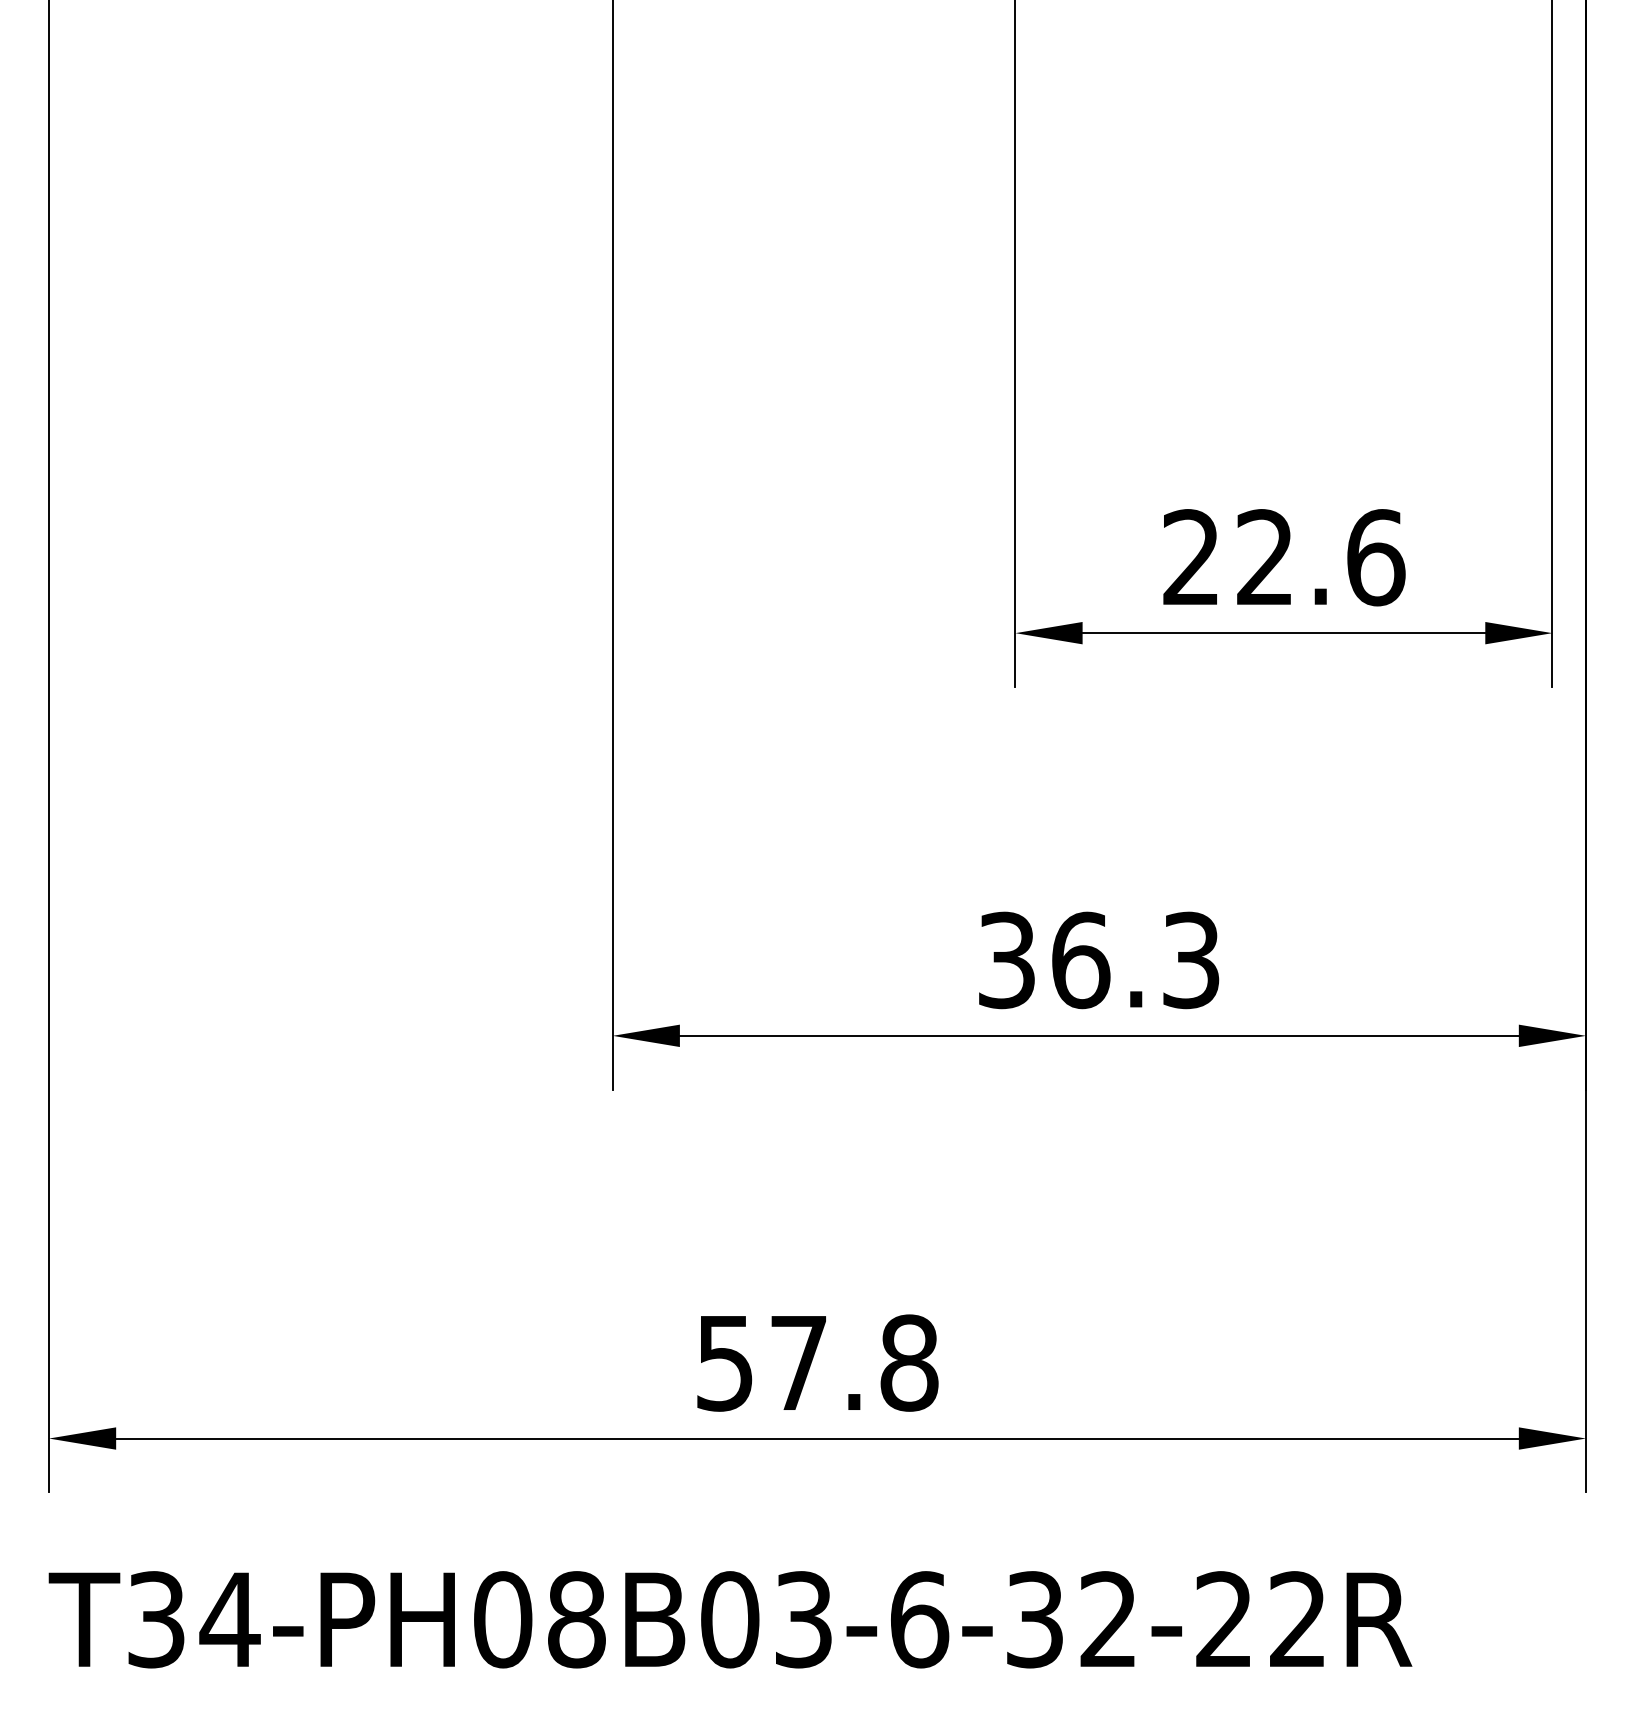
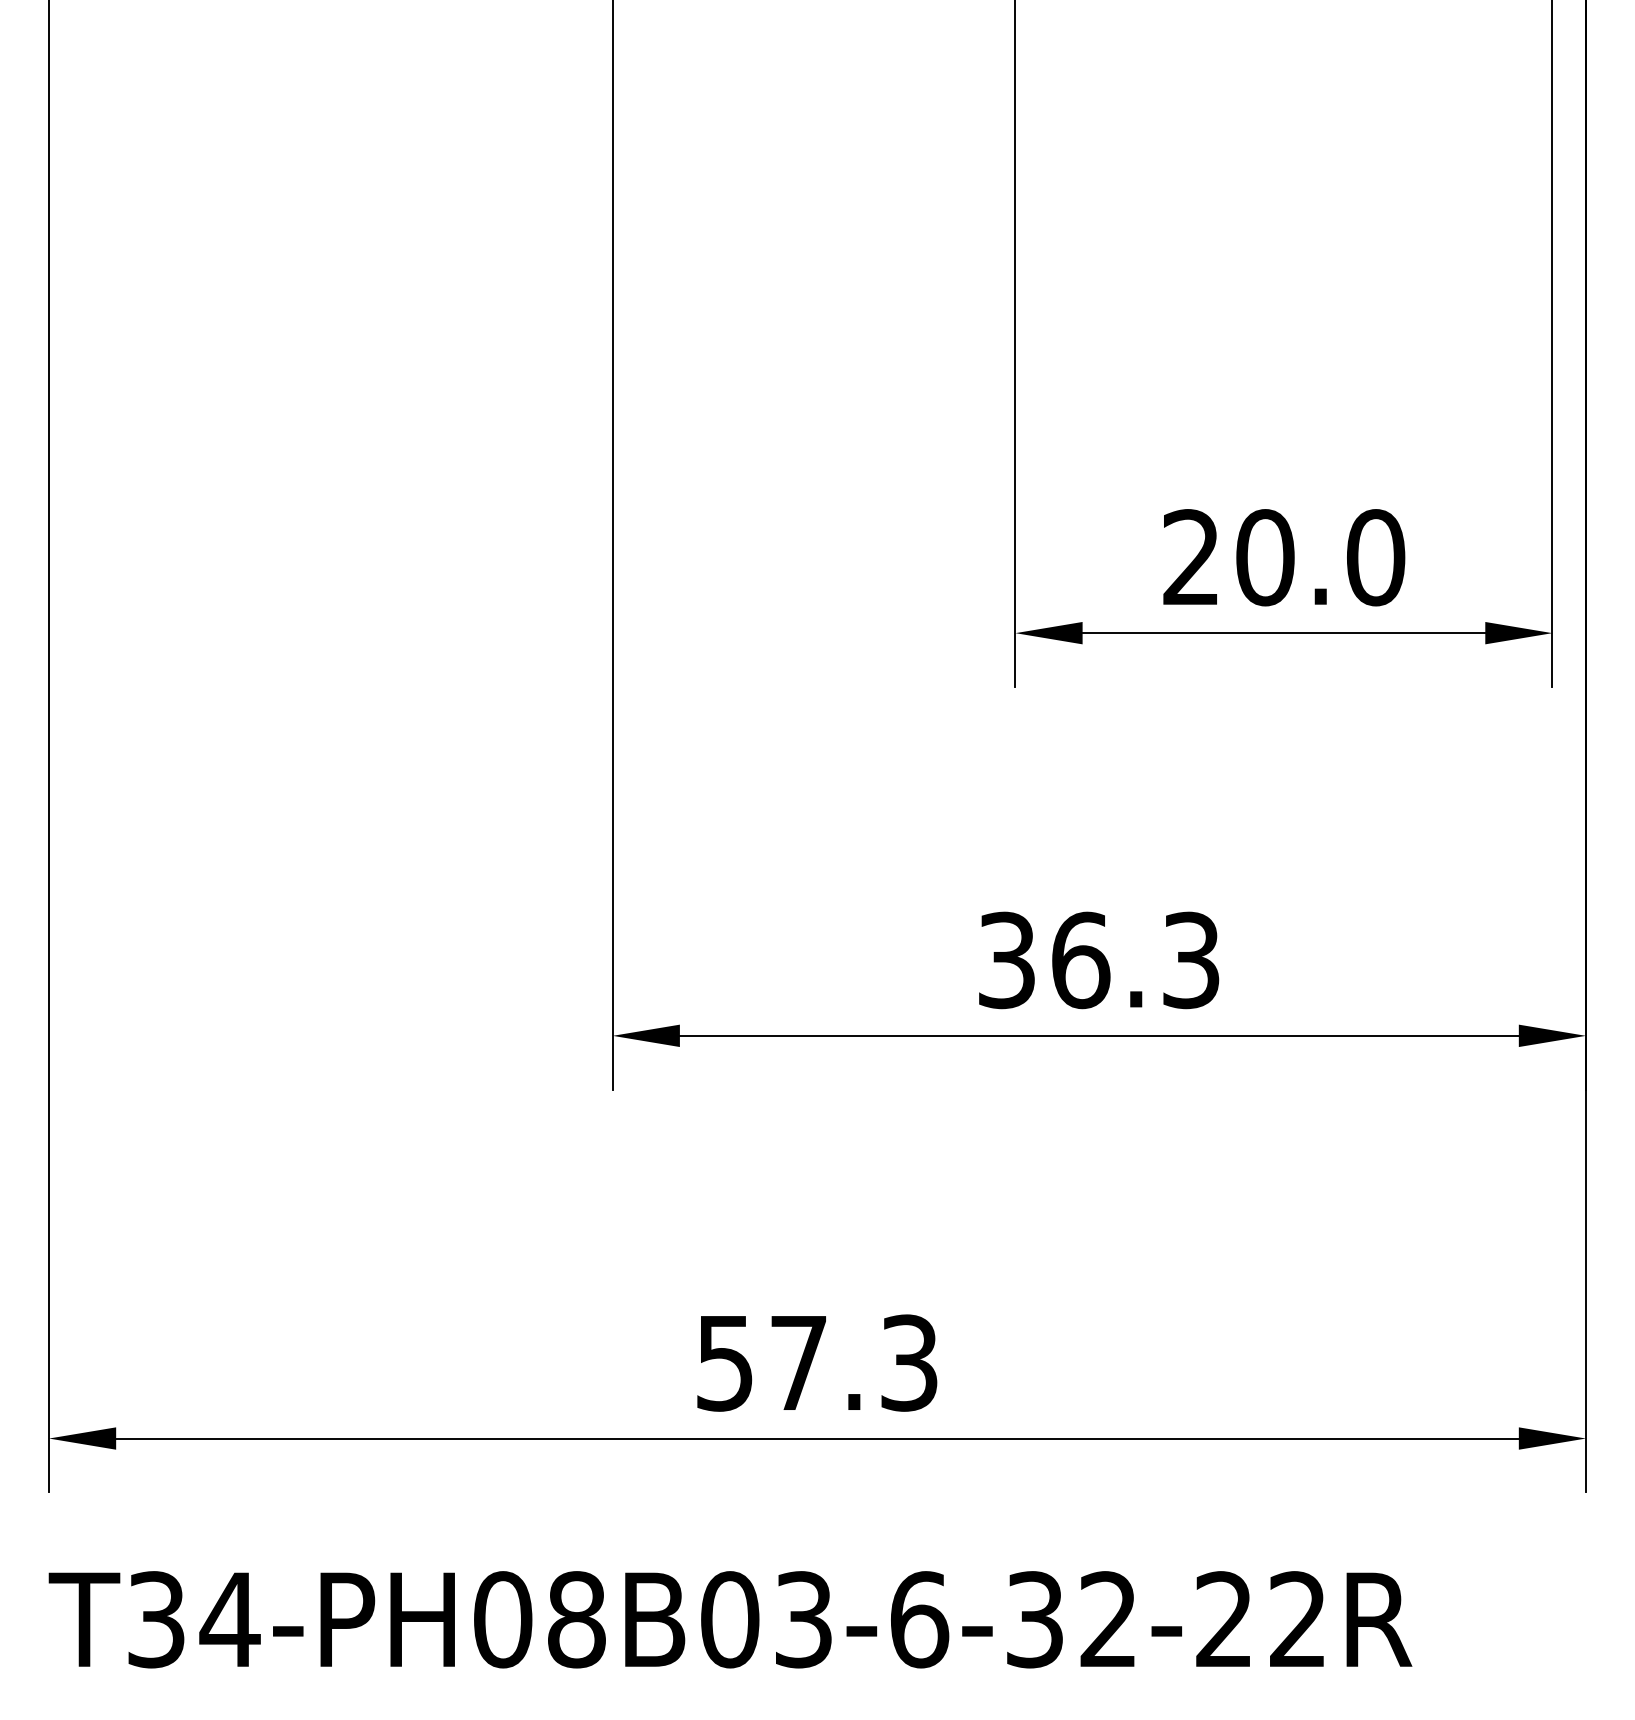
text: 22.6 -> 20.0 (1320, 557)
text: 57.8 -> 57.3 (909, 1362)
